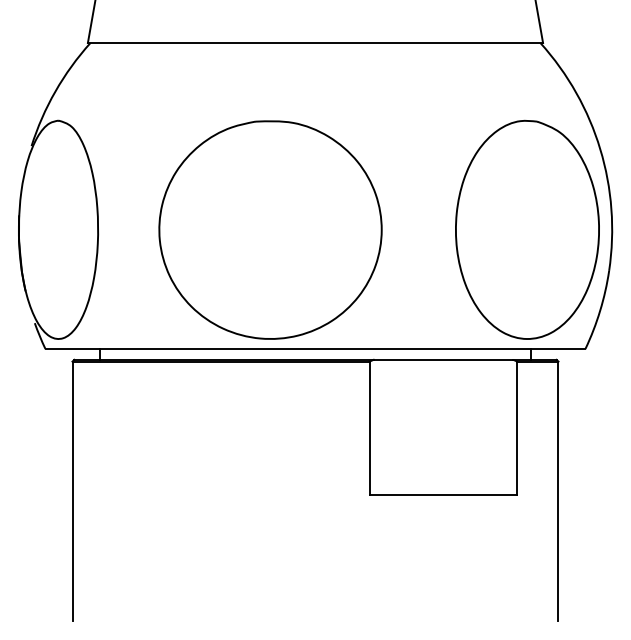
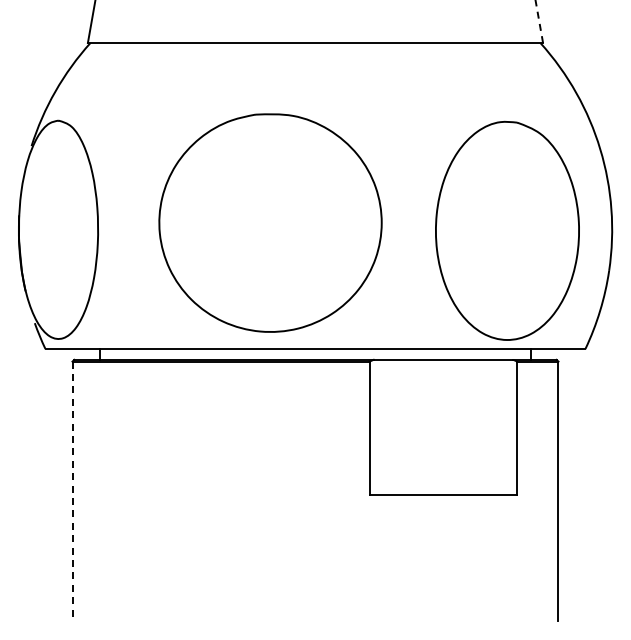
line: solid -> dashed (539, 21)
part position: (270, 229) -> (270, 222) (270, 222)
part position: (527, 229) -> (507, 230) (507, 230)
line: solid -> dashed (72, 491)
